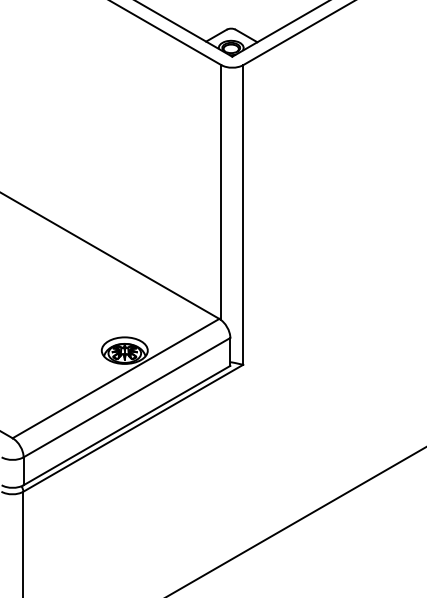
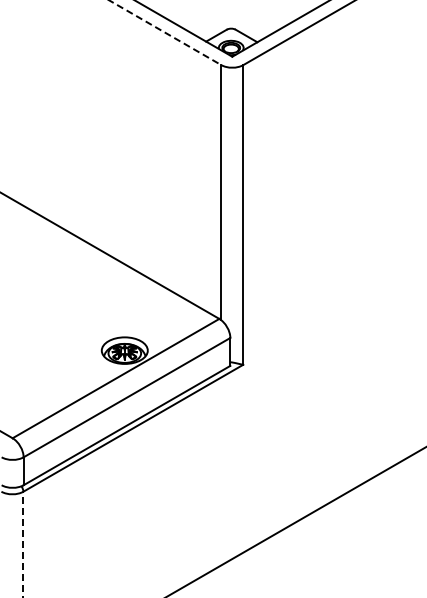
line: solid -> dashed (165, 32)
line: solid -> dashed (23, 544)
